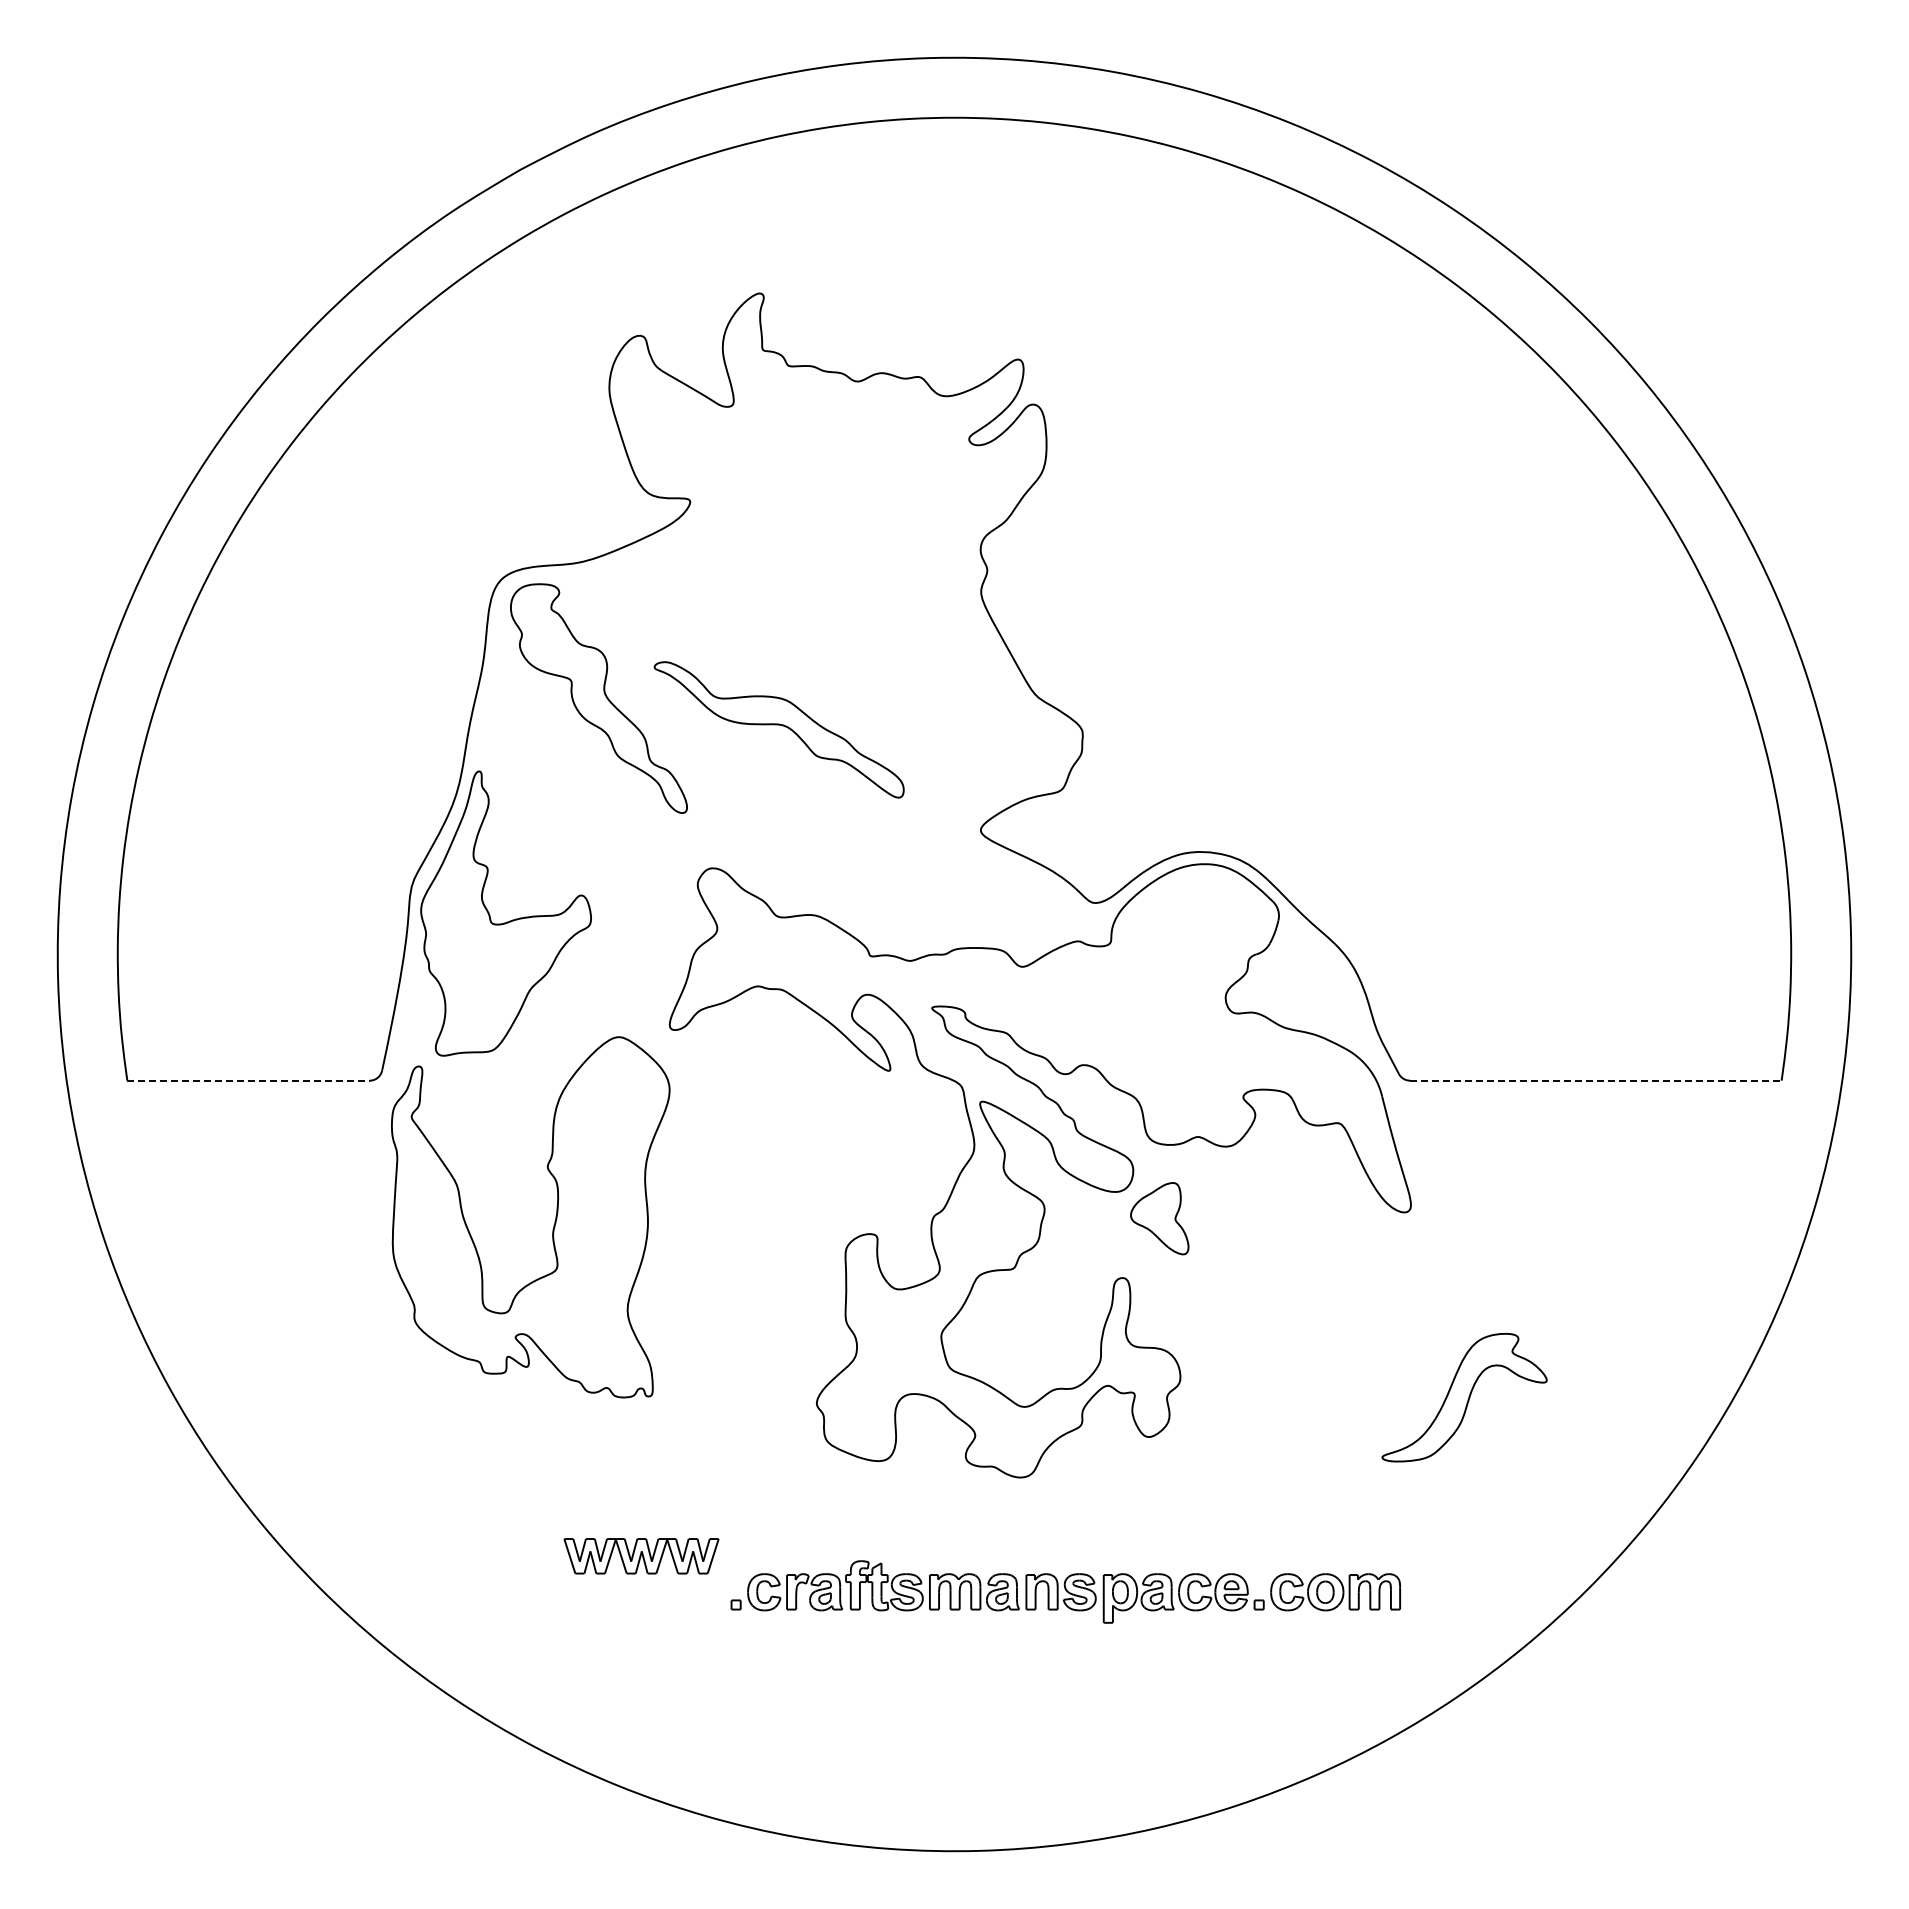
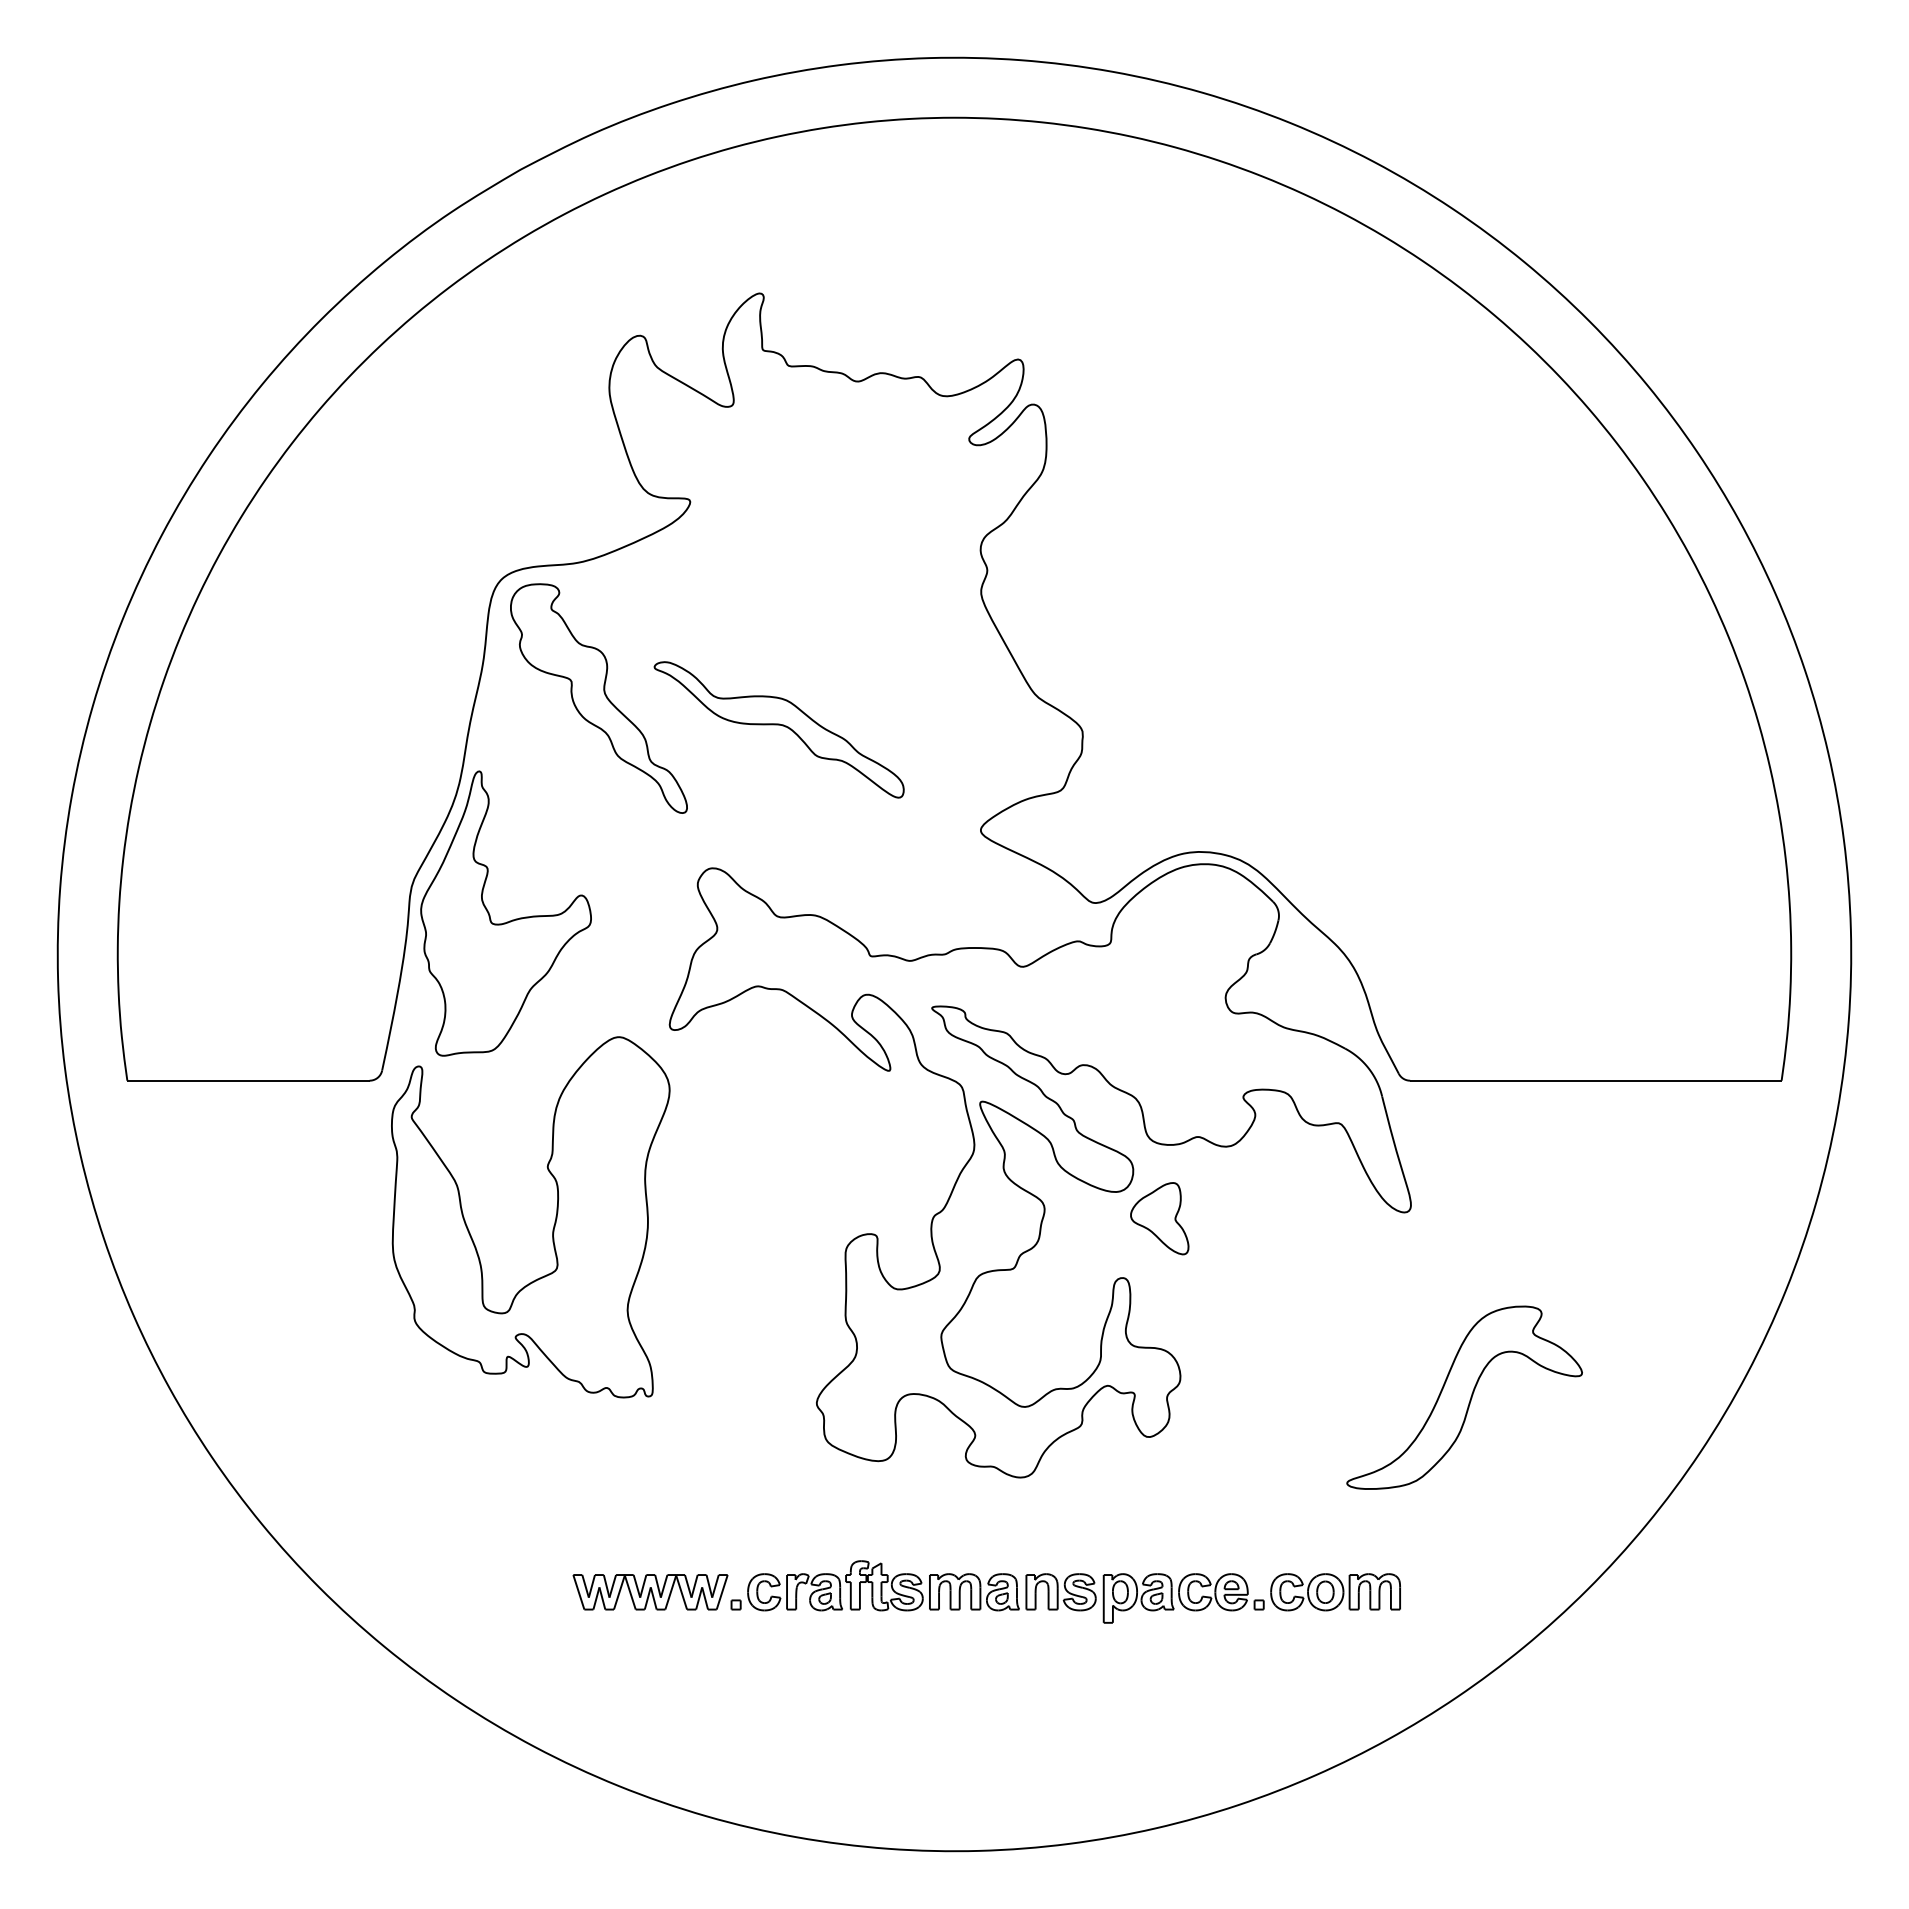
line: dashed -> solid (248, 1080)
line: dashed -> solid (1595, 1080)
part size: 167x130 px -> 237x185 px (1464, 1397)
part position: (641, 1556) -> (650, 1592) (650, 1592)
